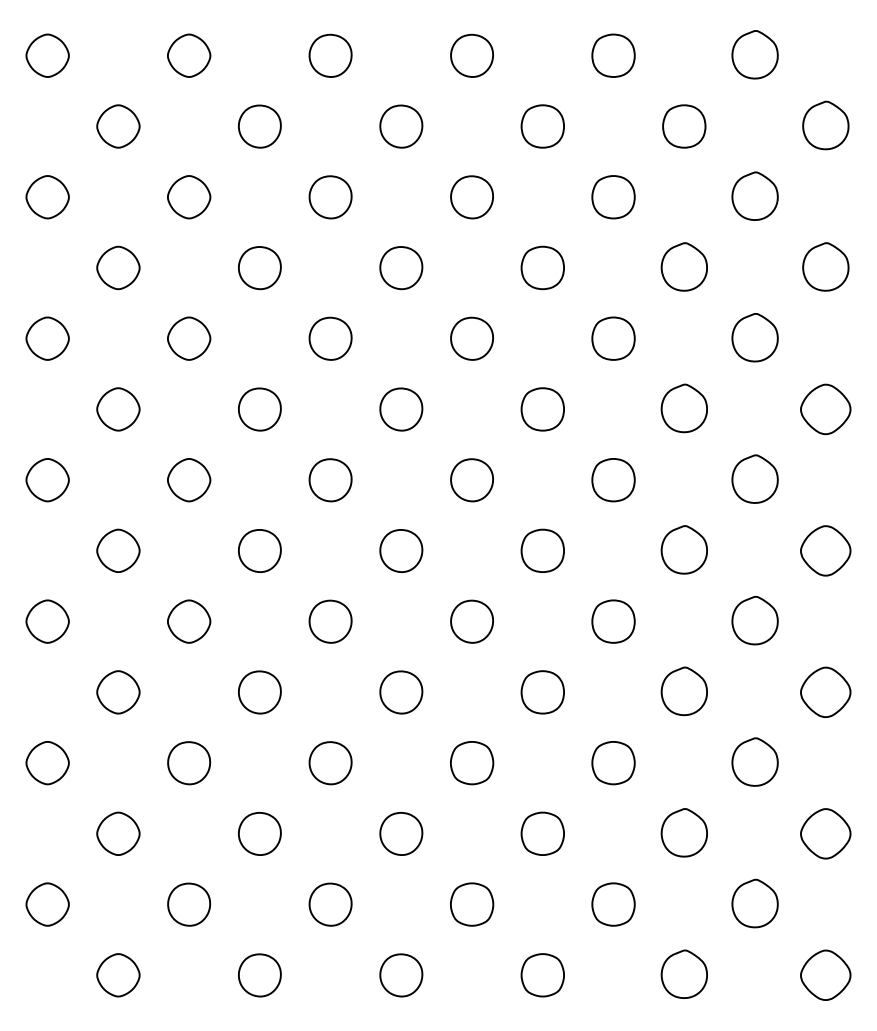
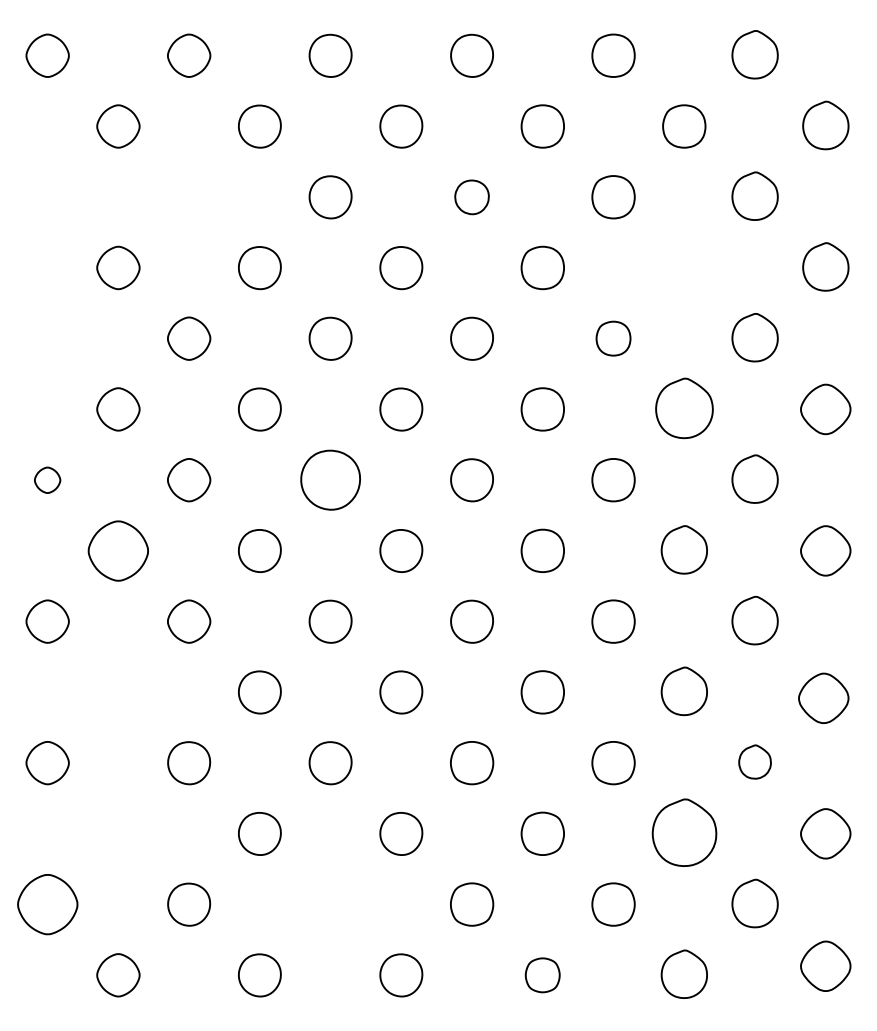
part: present -> none (47, 197)
part: present -> none (189, 197)
part size: 44x45 px -> 36x37 px (471, 197)
part: present -> none (683, 266)
part: present -> none (47, 338)
part size: 45x45 px -> 37x37 px (613, 338)
part size: 48x51 px -> 59x63 px (684, 408)
part size: 45x45 px -> 28x28 px (47, 479)
part size: 45x45 px -> 61x62 px (330, 479)
part size: 45x45 px -> 62x62 px (117, 550)
part position: (825, 691) -> (823, 697) (823, 697)
part: present -> none (118, 692)
part size: 48x50 px -> 34x36 px (754, 761)
part size: 48x50 px -> 67x69 px (684, 832)
part: present -> none (118, 833)
part size: 45x45 px -> 62x62 px (47, 904)
part: present -> none (330, 904)
part position: (825, 974) -> (825, 965) (825, 965)
part size: 45x45 px -> 37x37 px (542, 975)
